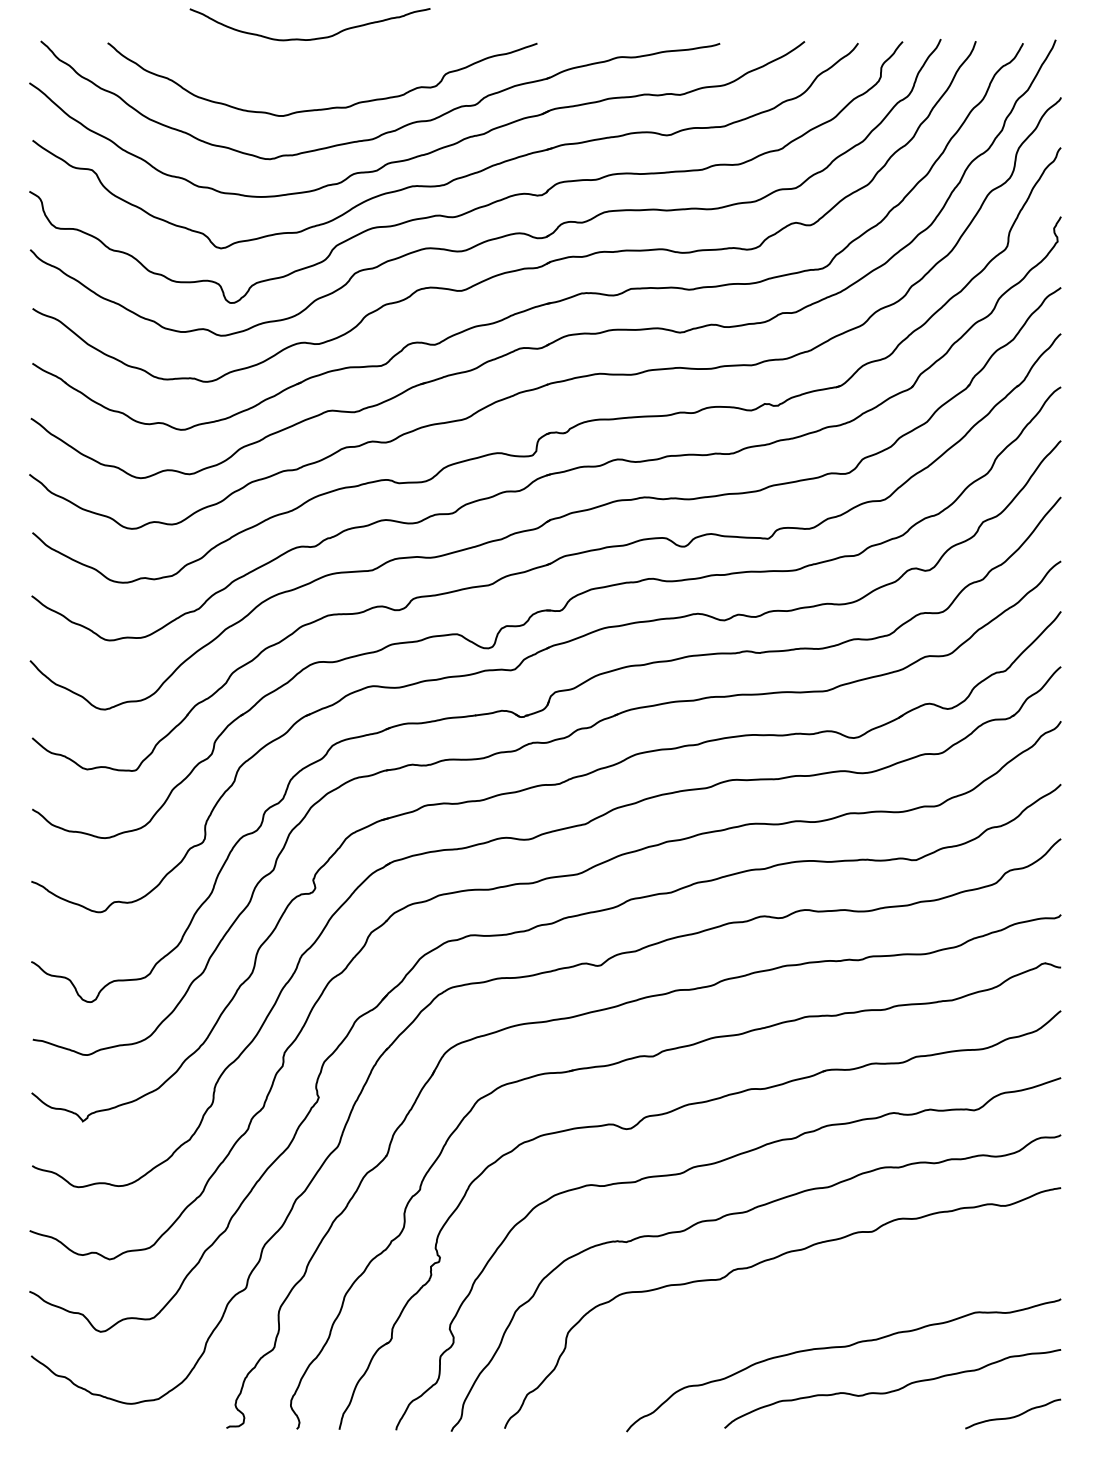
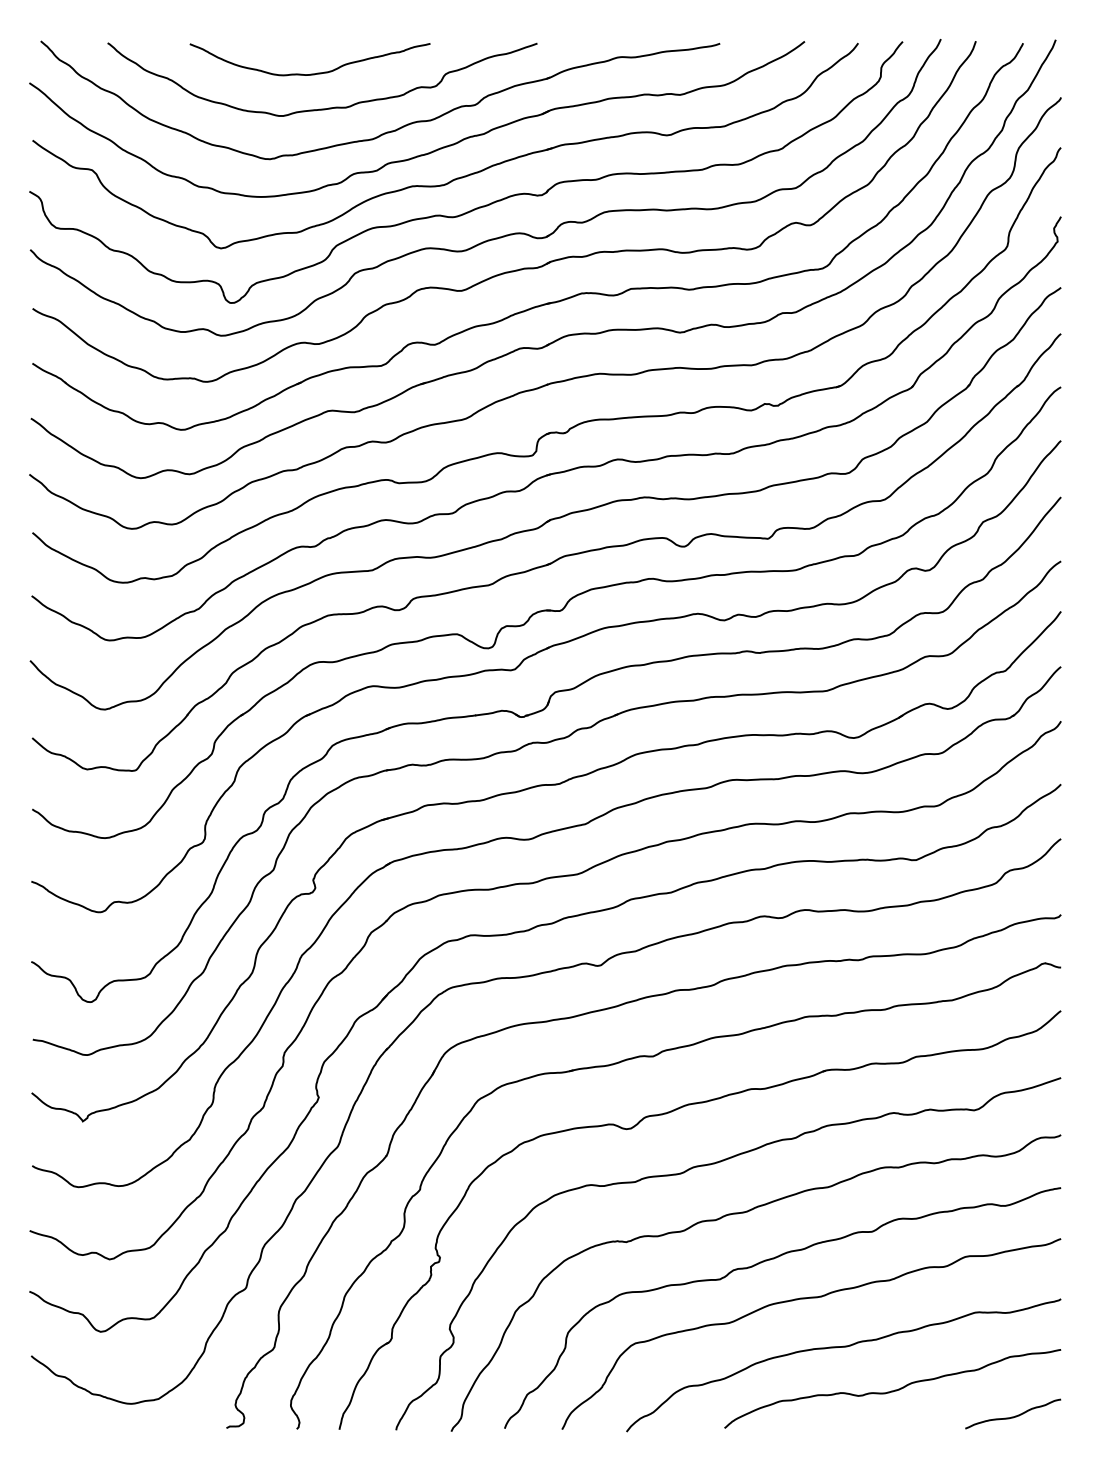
curve position: (310, 38) -> (310, 73) (310, 73)
curve: none -> present (805, 1299)
